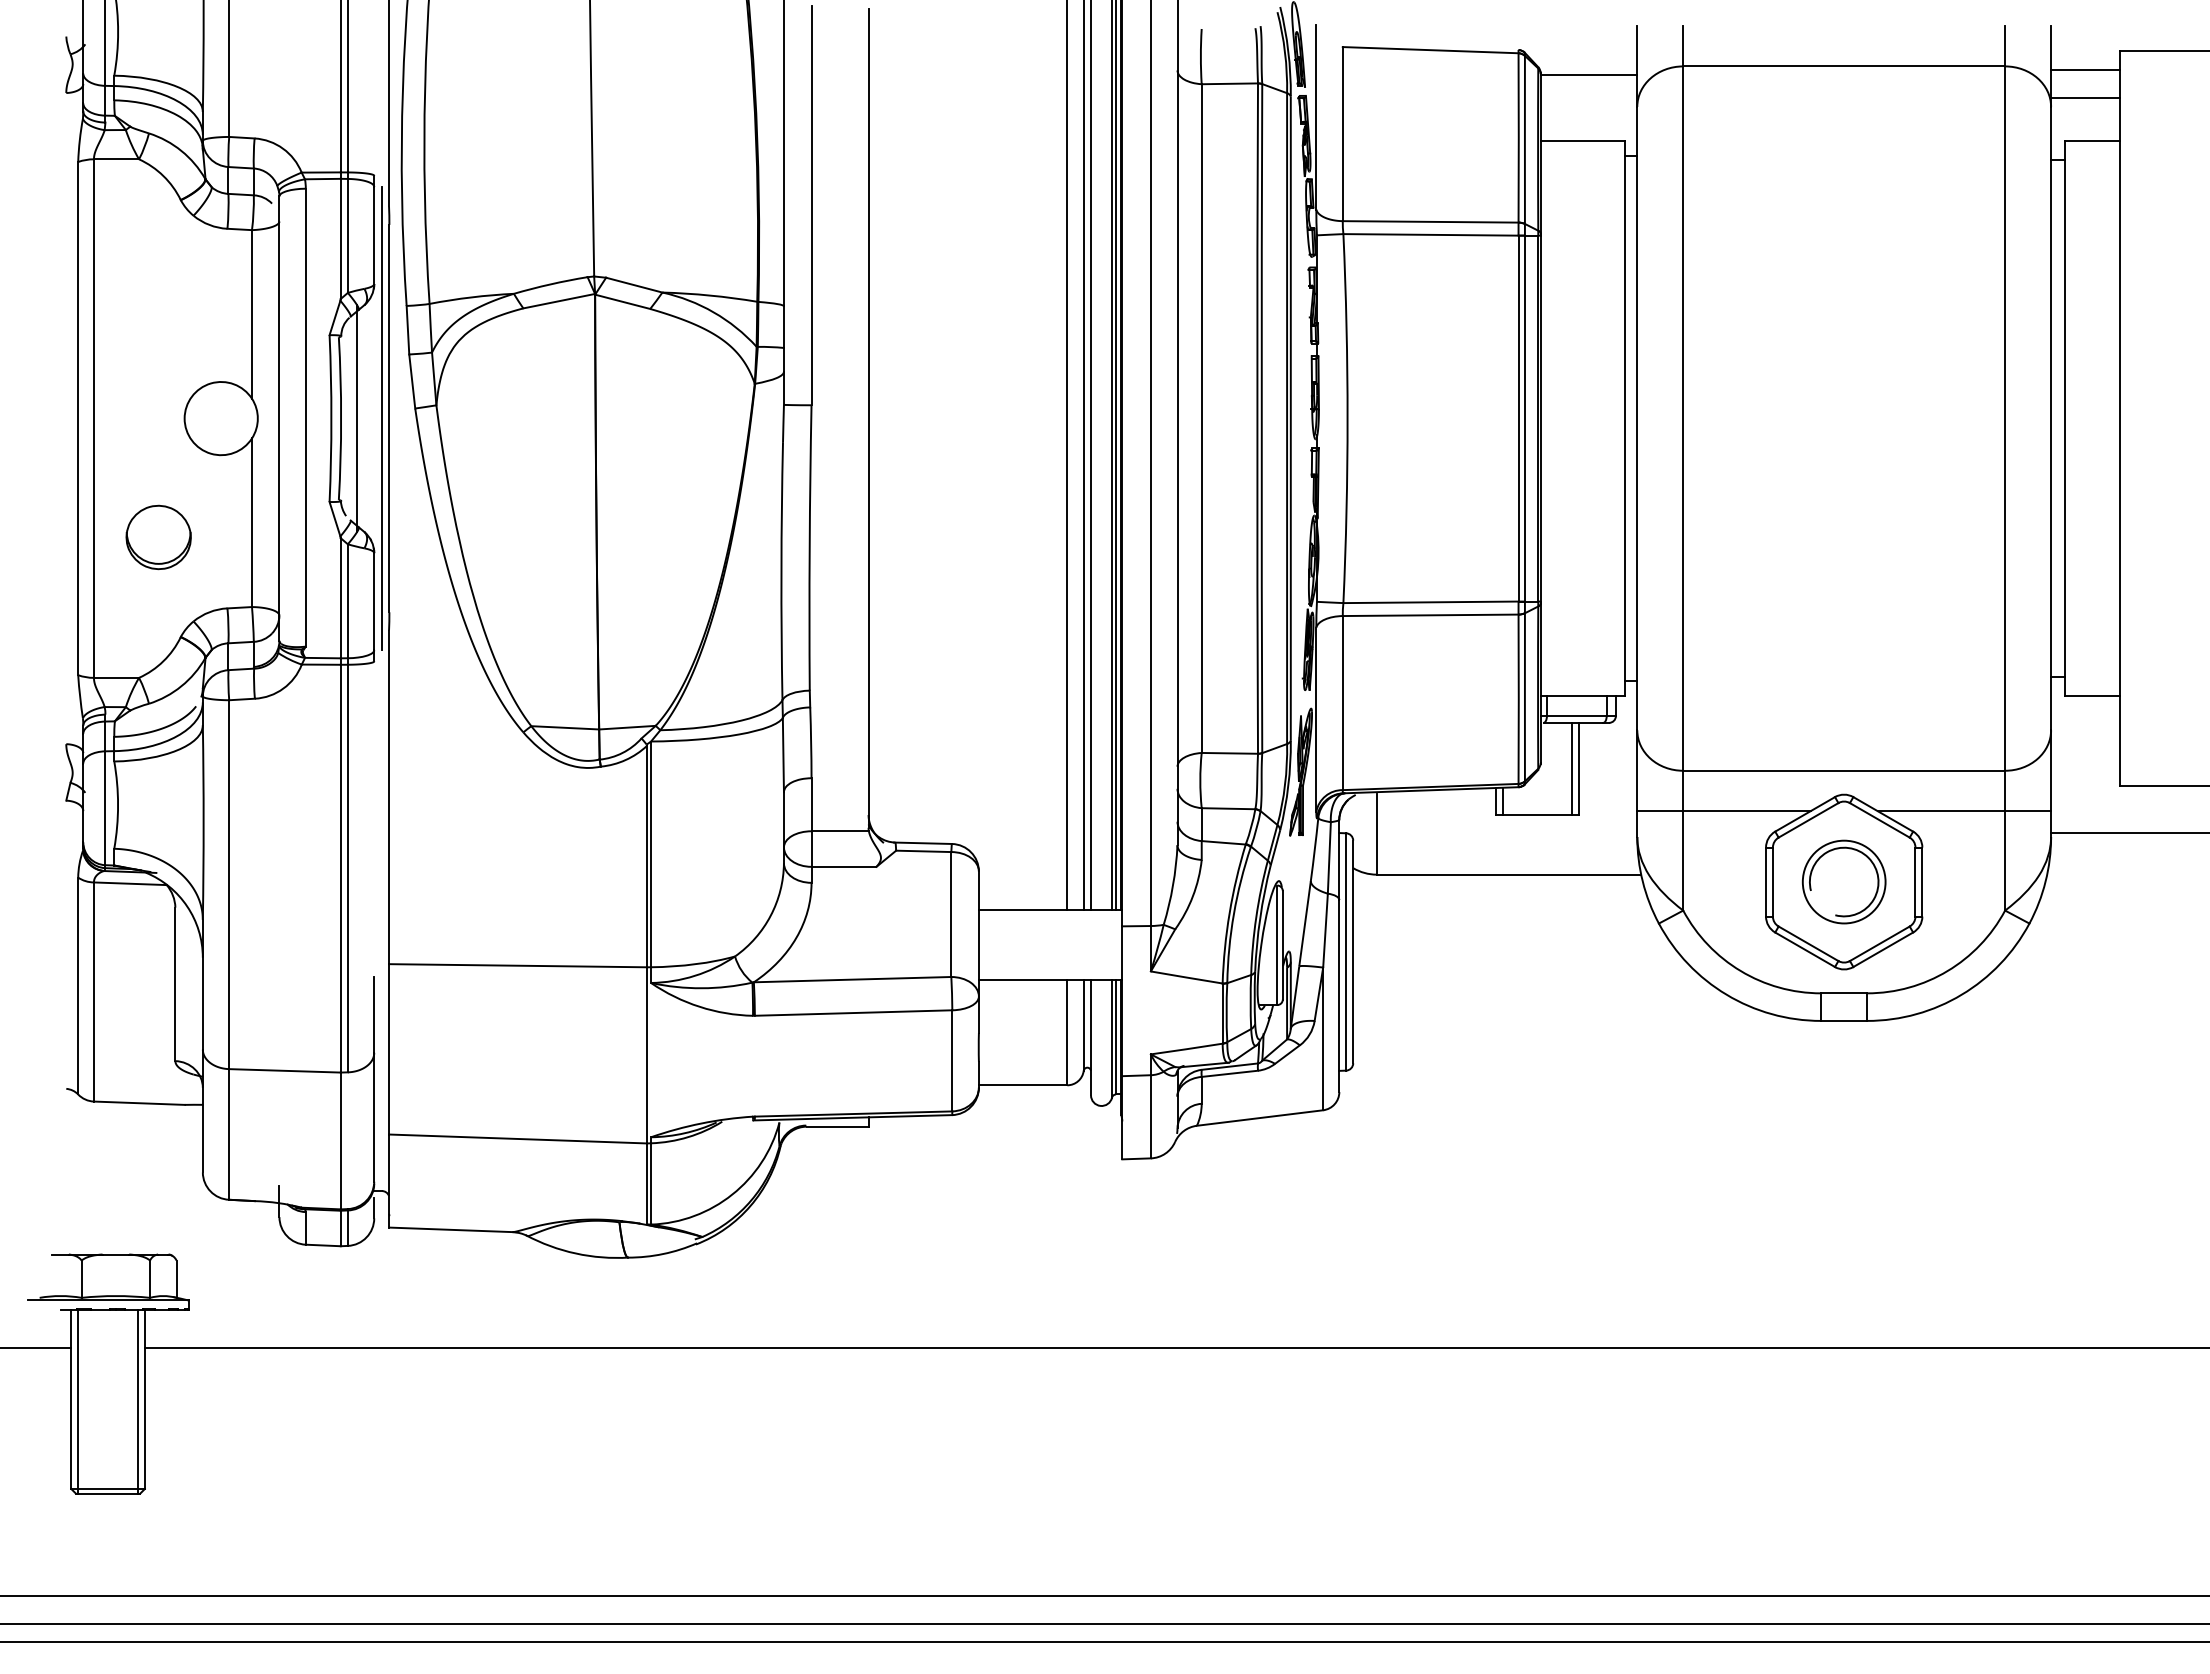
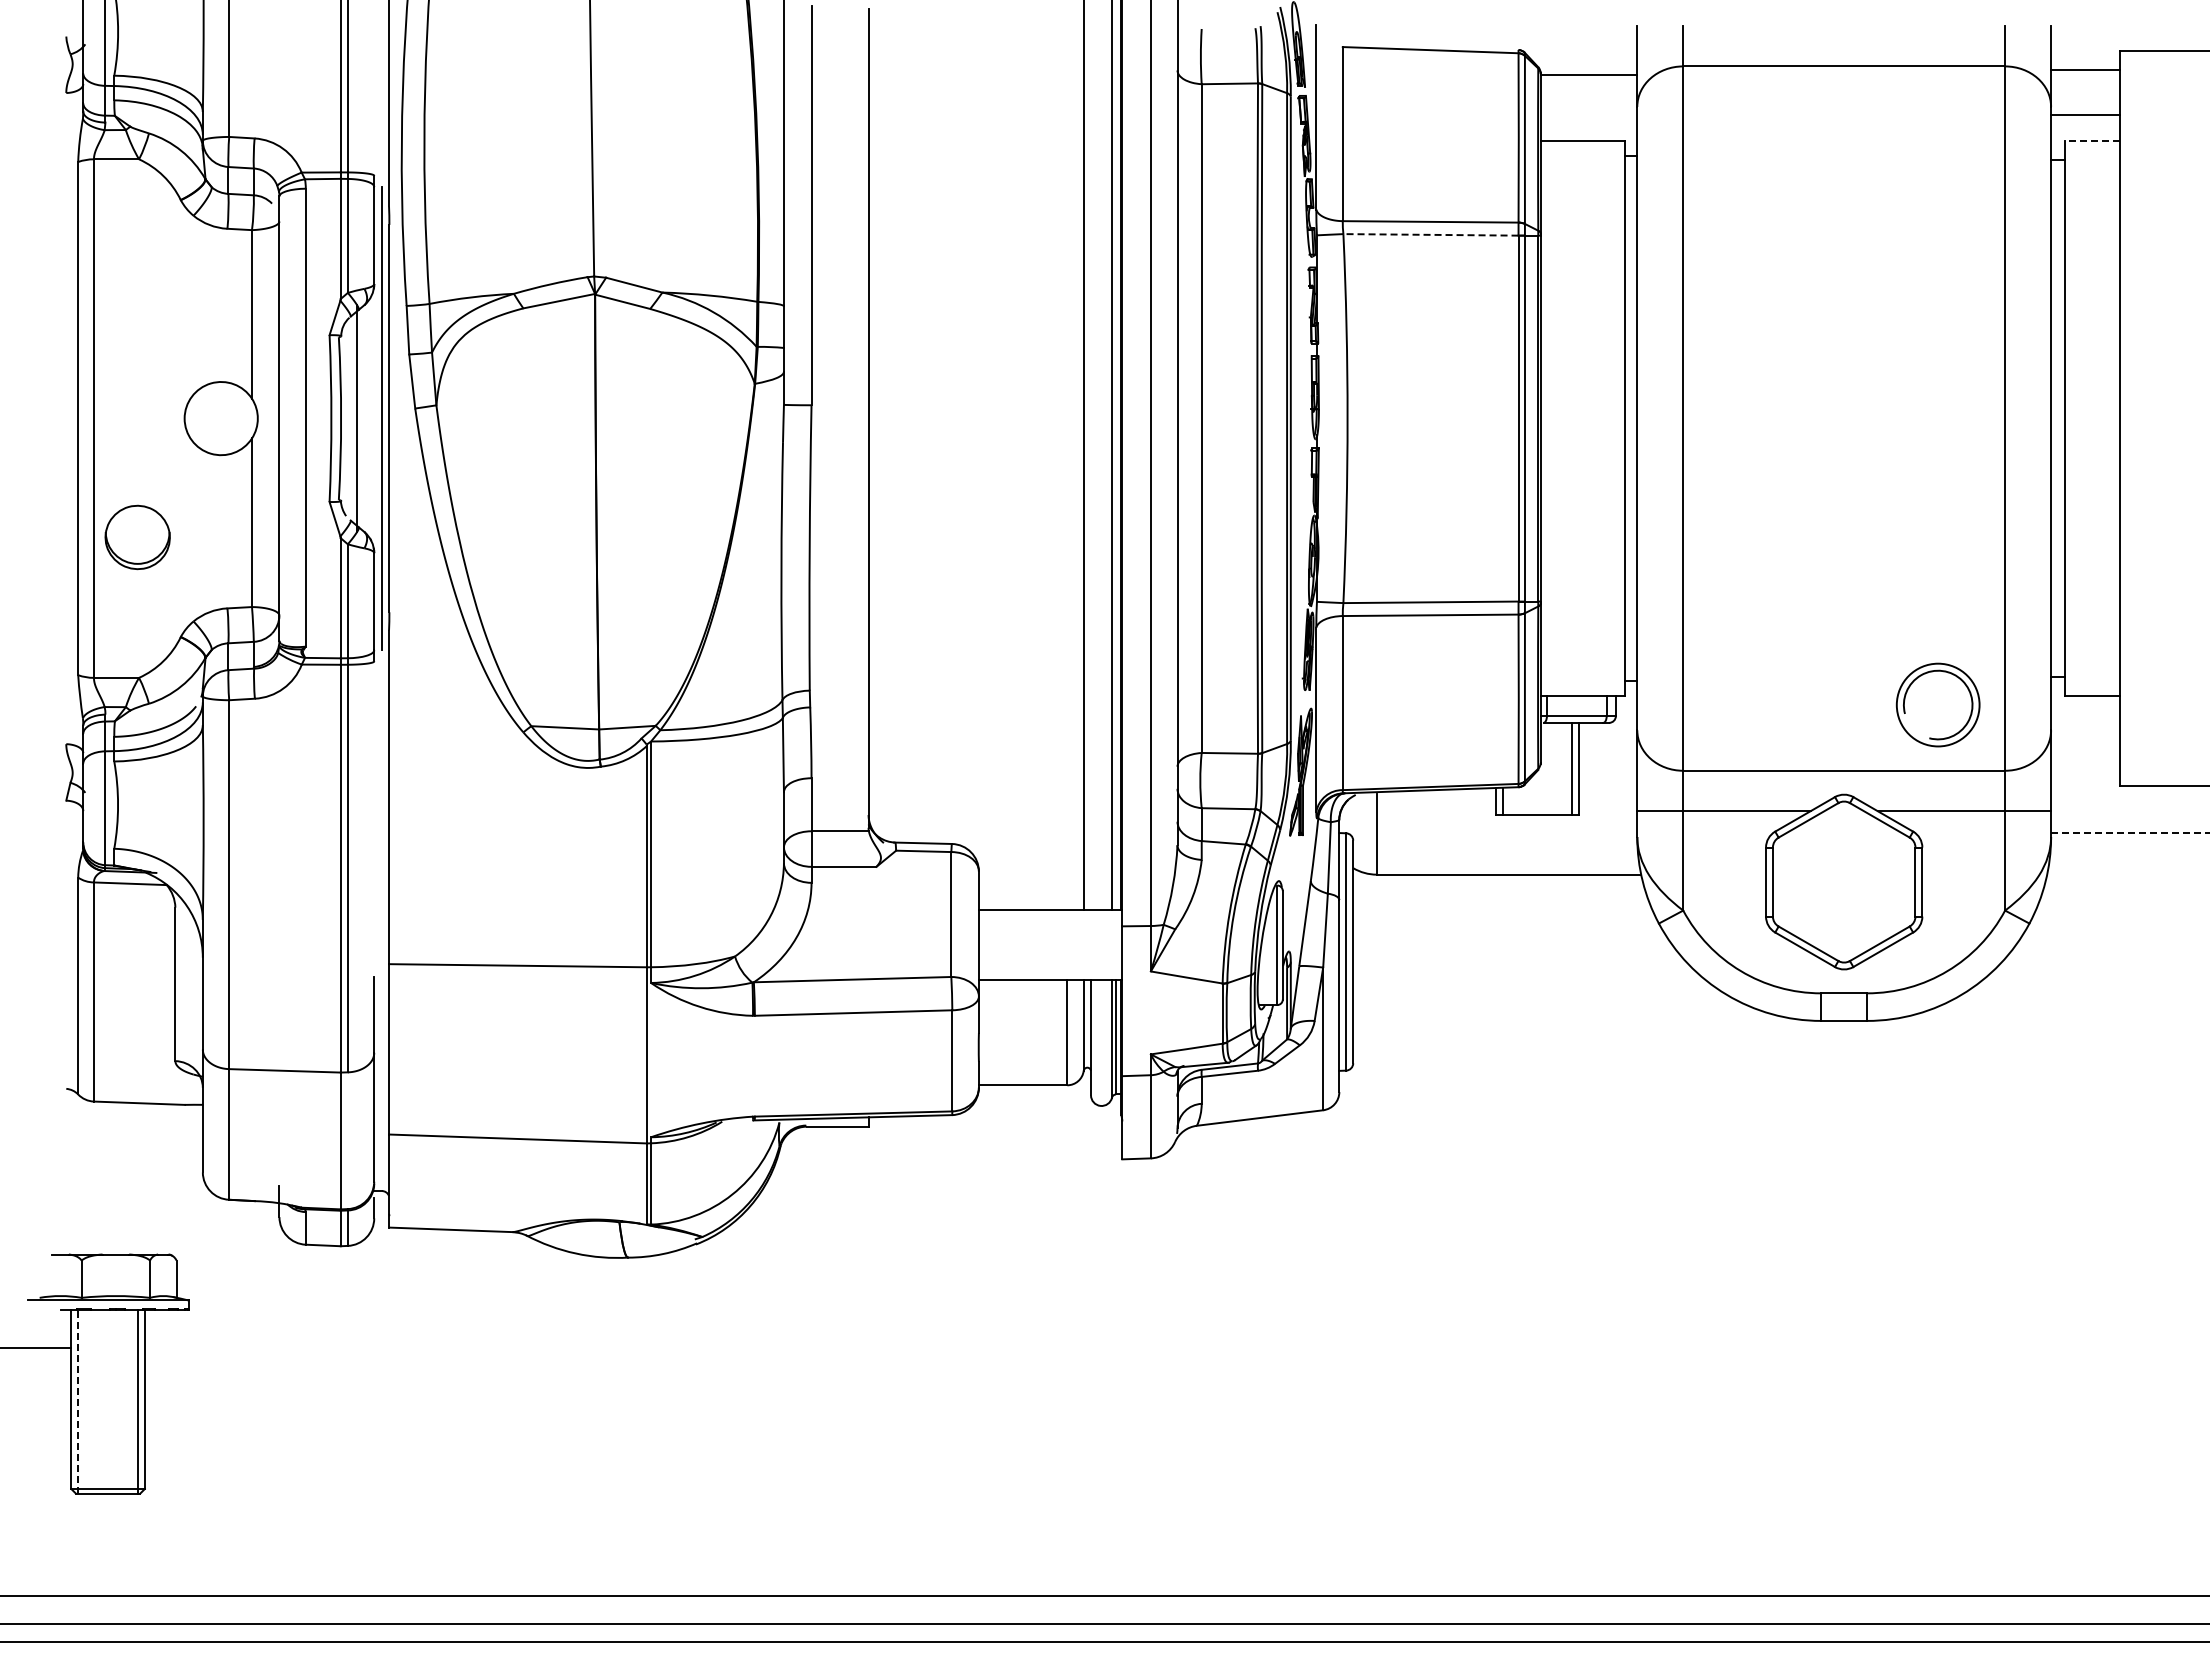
line position: (2085, 97) -> (2085, 114) (2085, 114)
line: solid -> dashed (2092, 141)
line: solid -> dashed (1430, 234)
line: present -> none (1067, 456)
line: present -> none (1091, 456)
line: present -> none (1116, 456)
part position: (158, 537) -> (137, 537) (137, 537)
line: solid -> dashed (2130, 833)
part position: (1843, 881) -> (1937, 704) (1937, 704)
line: present -> none (1175, 1348)
line: solid -> dashed (78, 1401)
